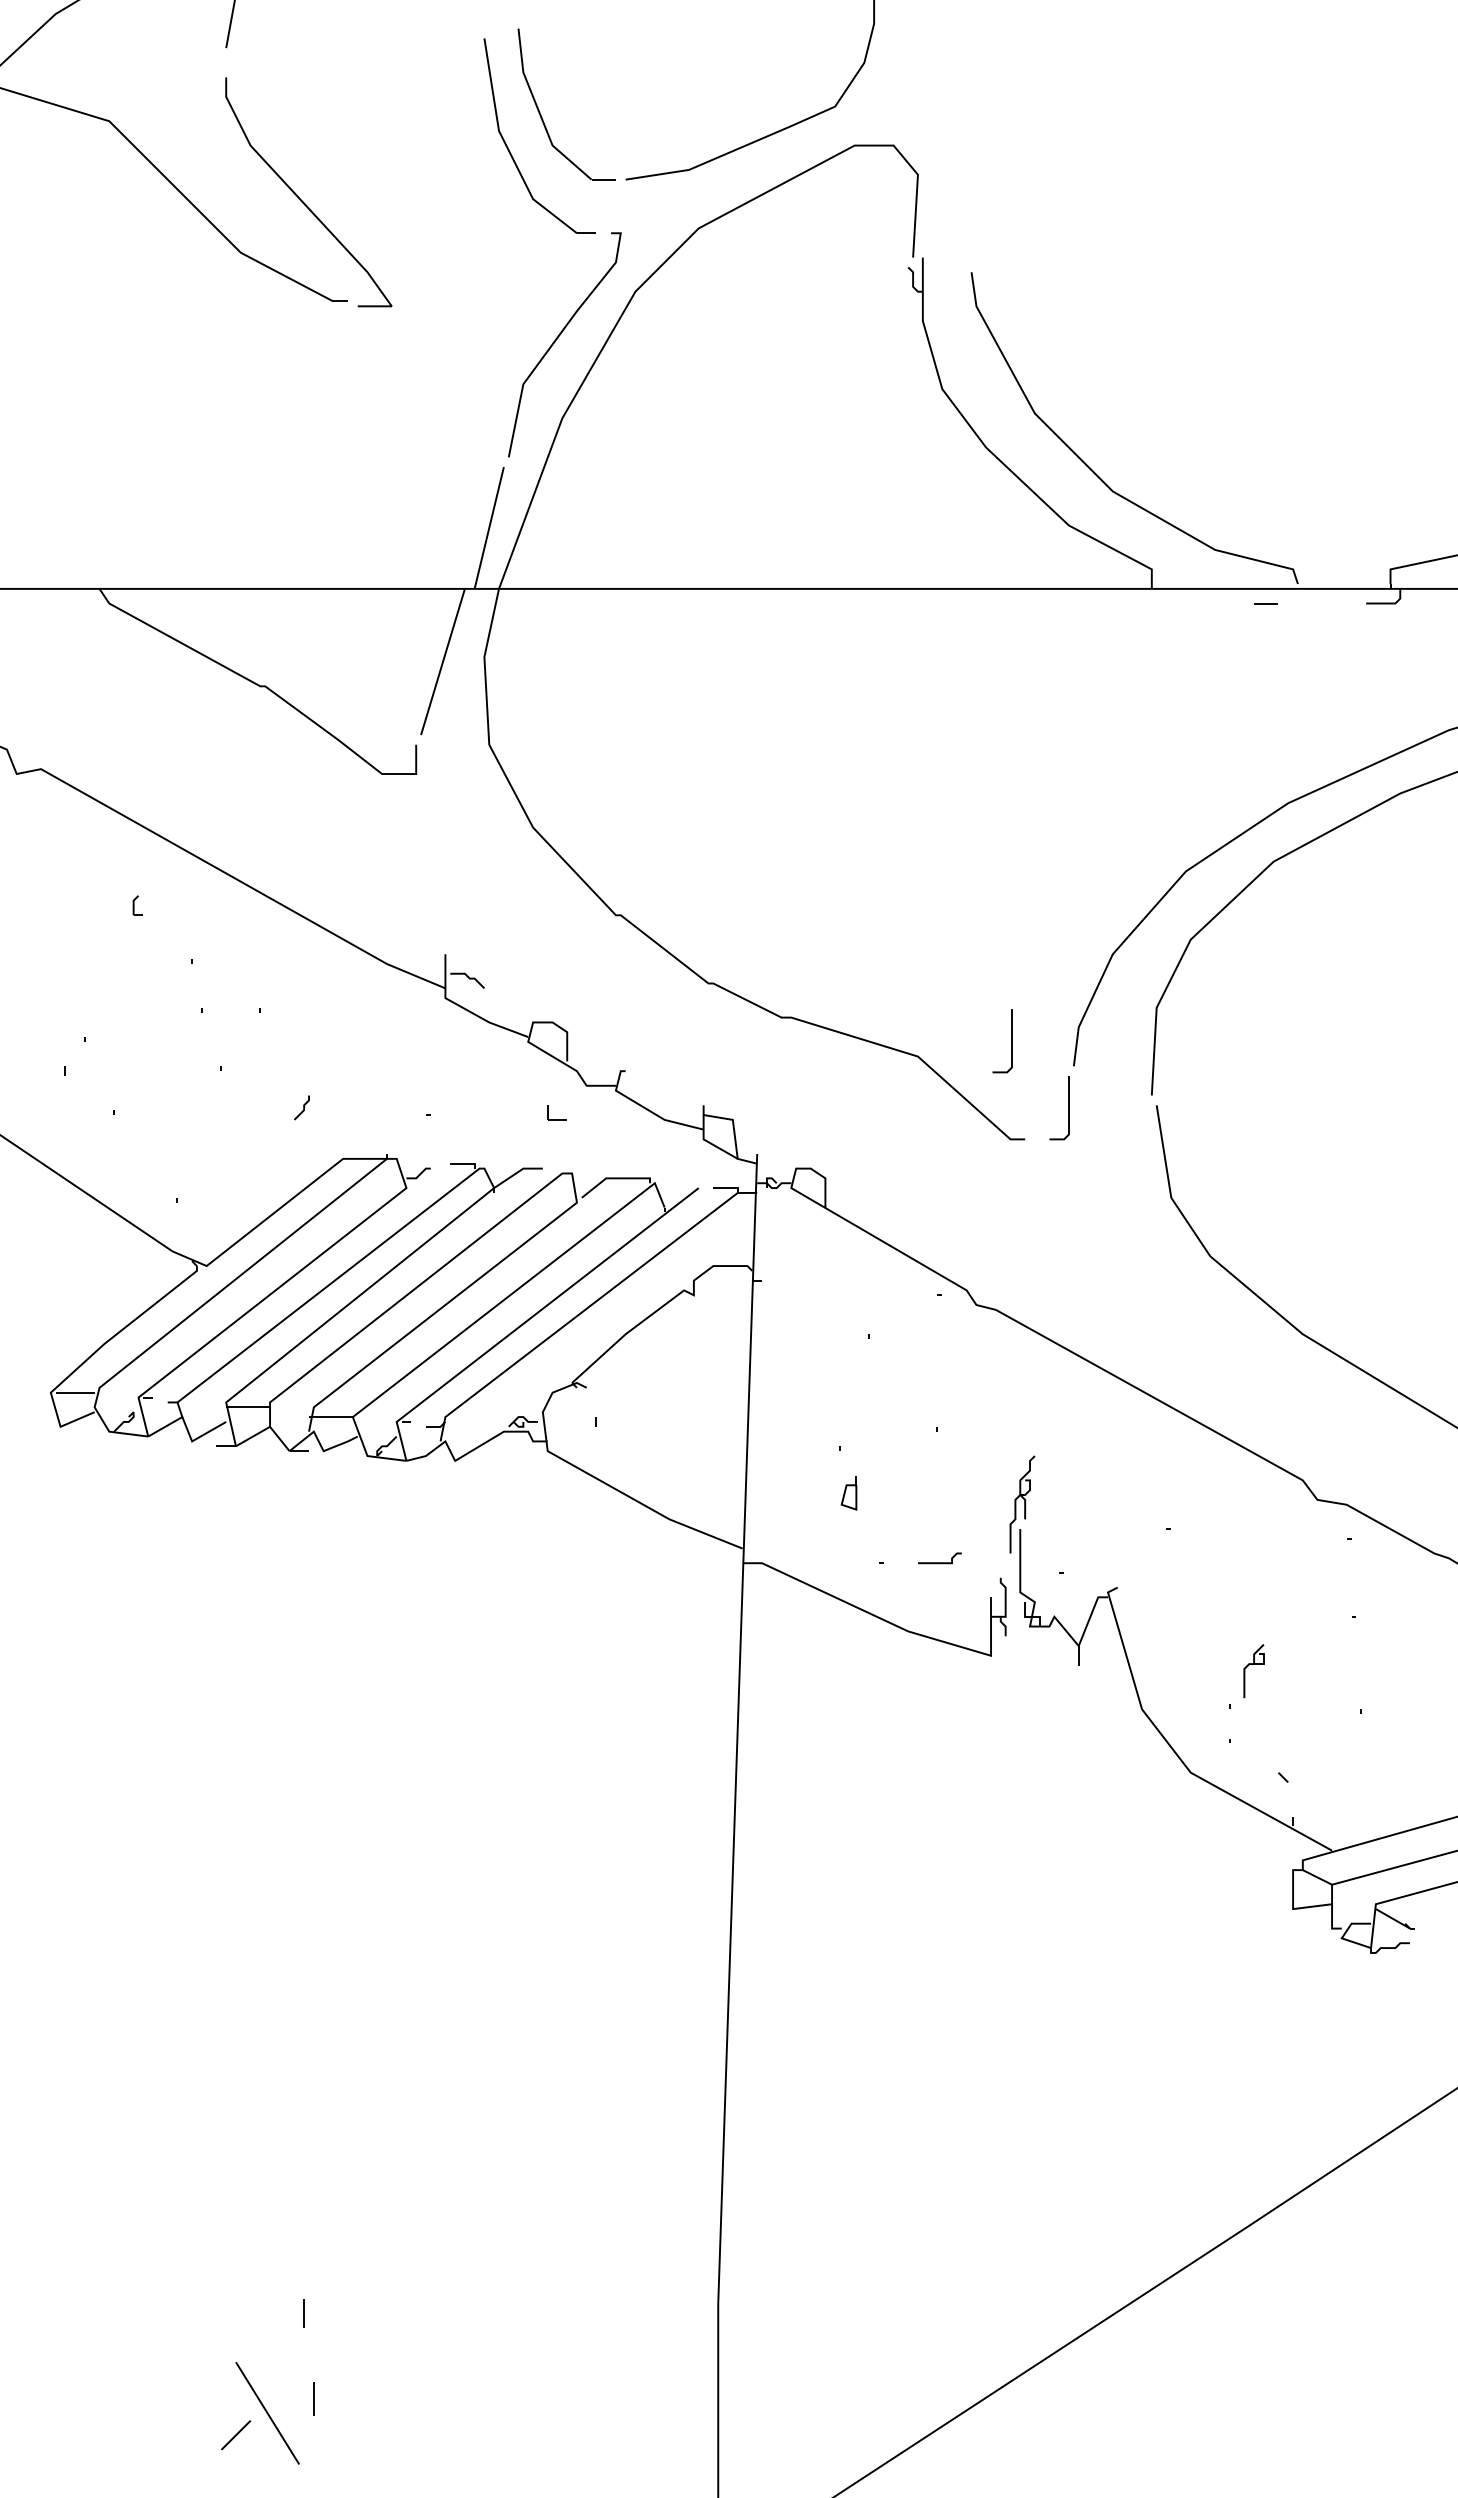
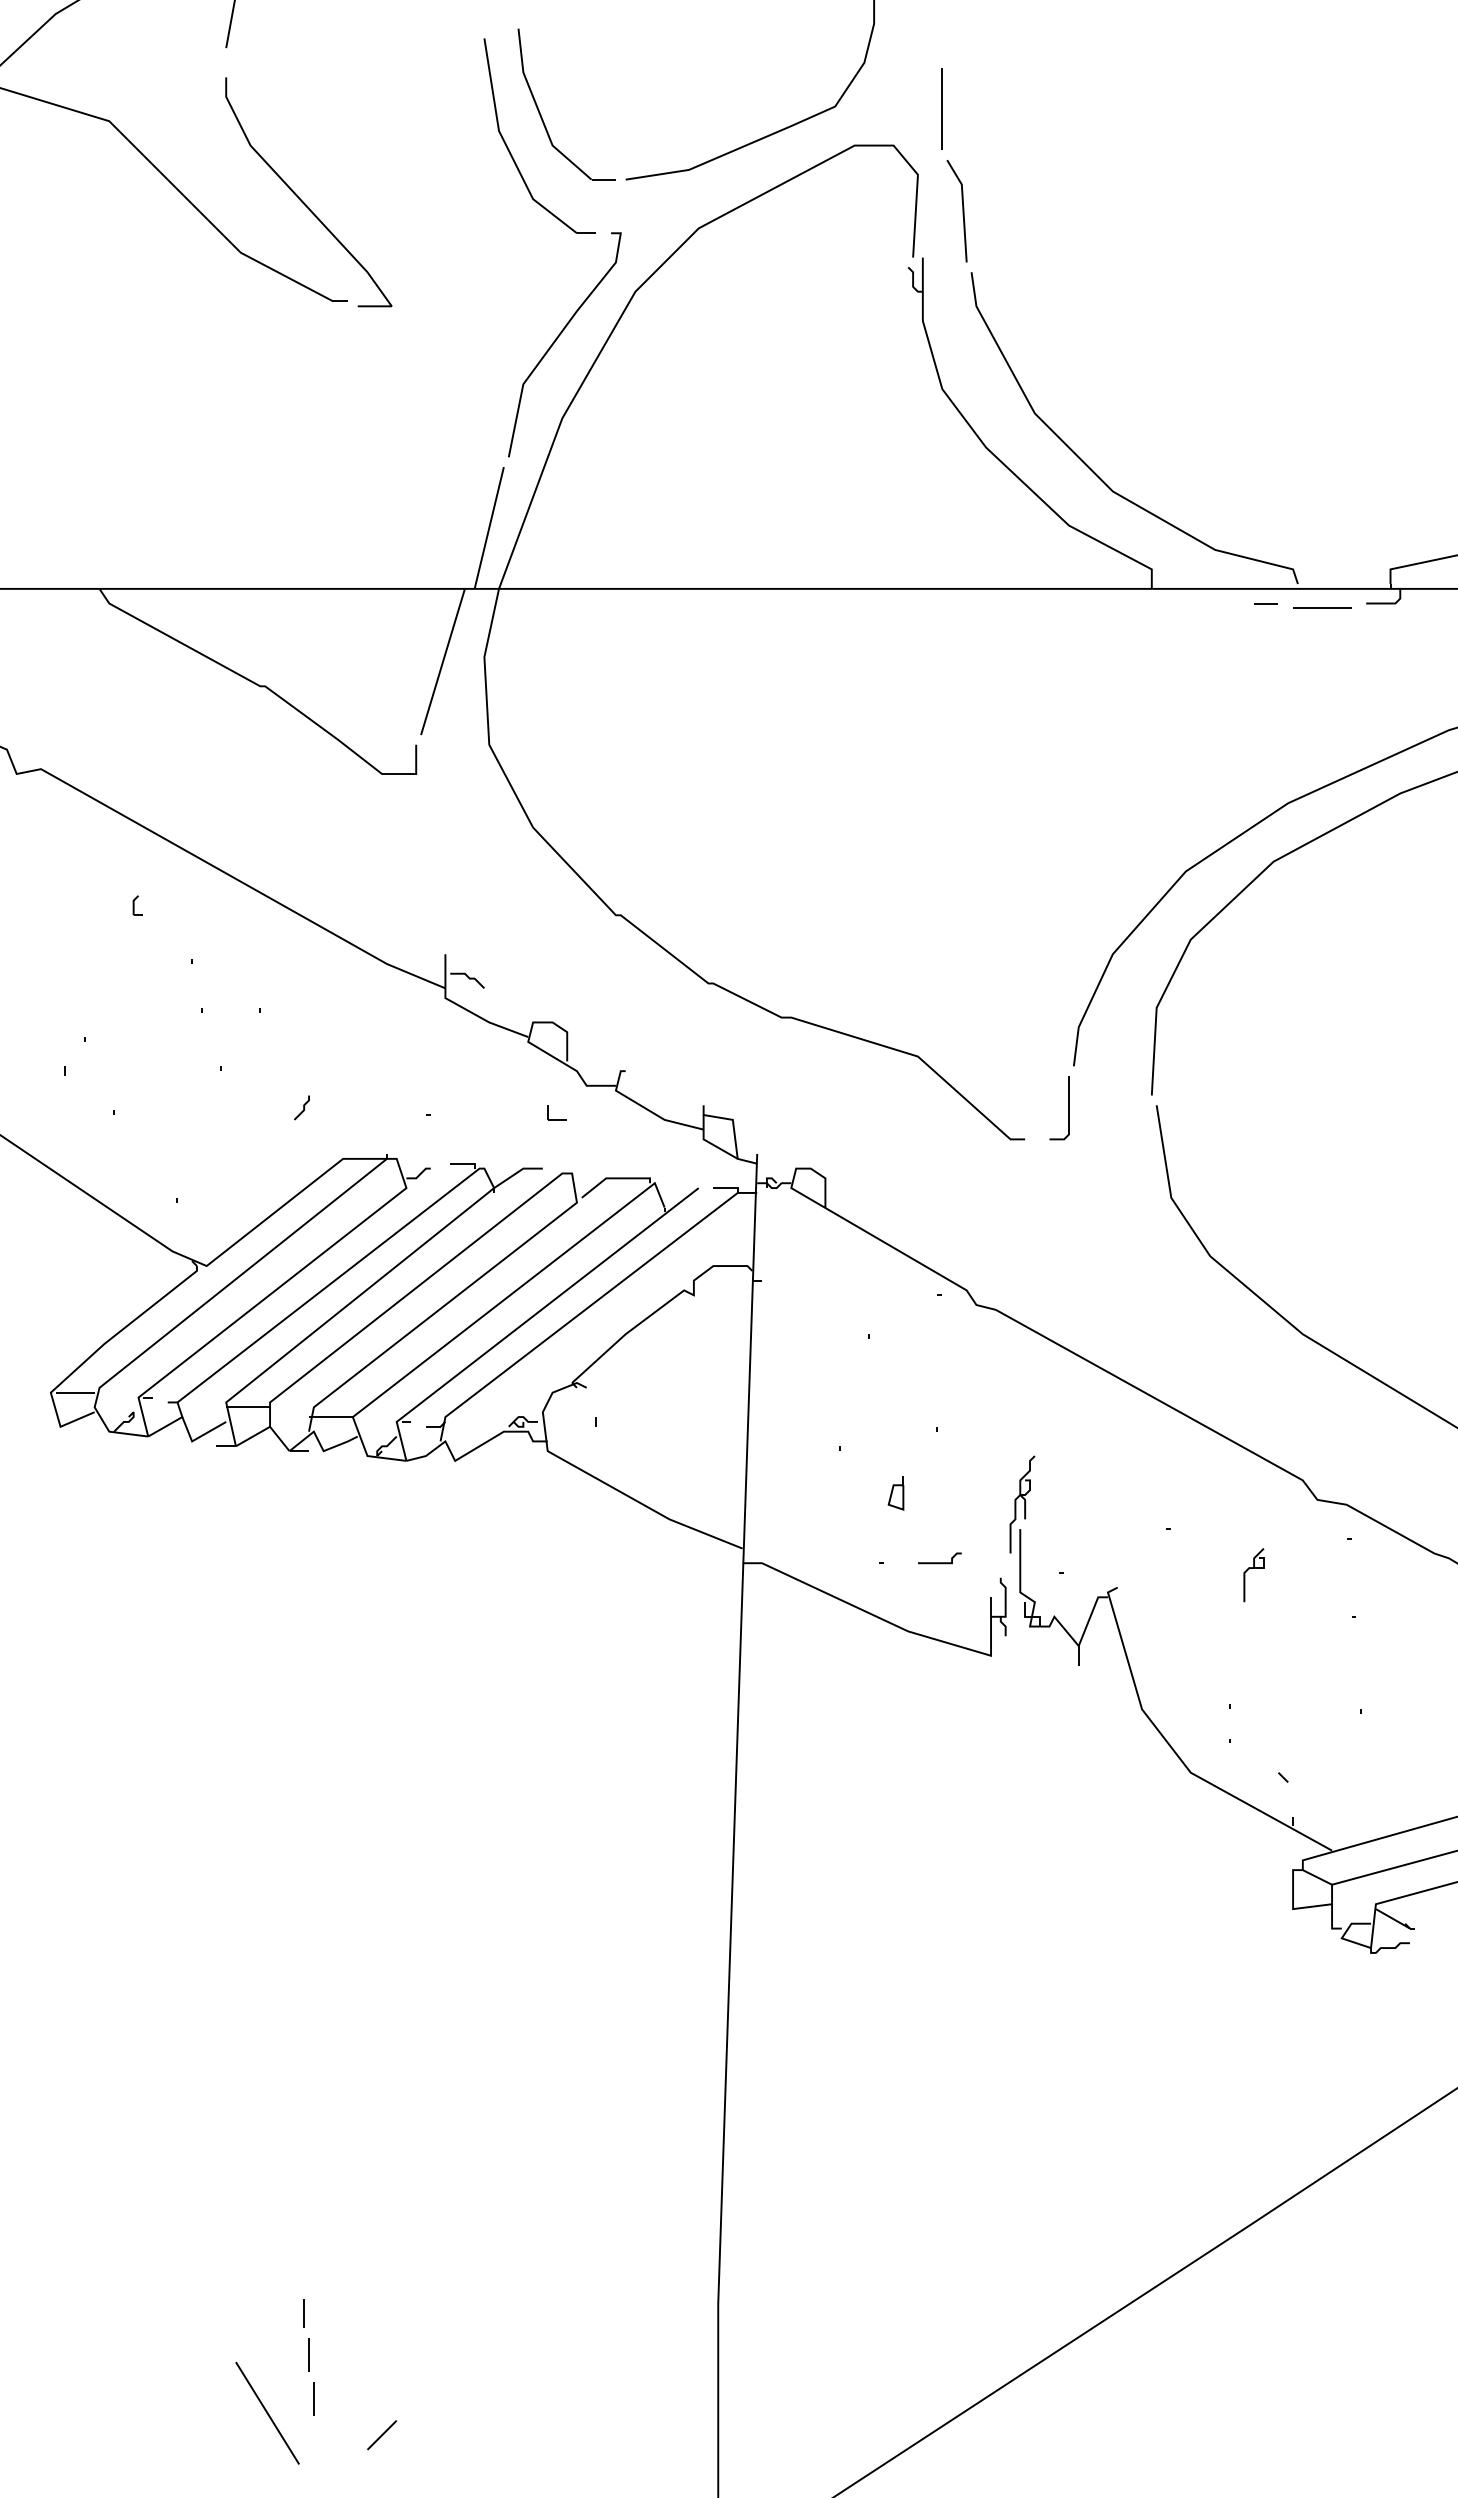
line: none -> present (941, 108)
line: none -> present (962, 211)
line: none -> present (1322, 607)
line: present -> none (1011, 1041)
part position: (848, 1493) -> (895, 1493) (895, 1493)
part position: (1253, 1664) -> (1253, 1568) (1253, 1568)
line: none -> present (308, 2354)
line position: (236, 2435) -> (382, 2435) (382, 2435)
